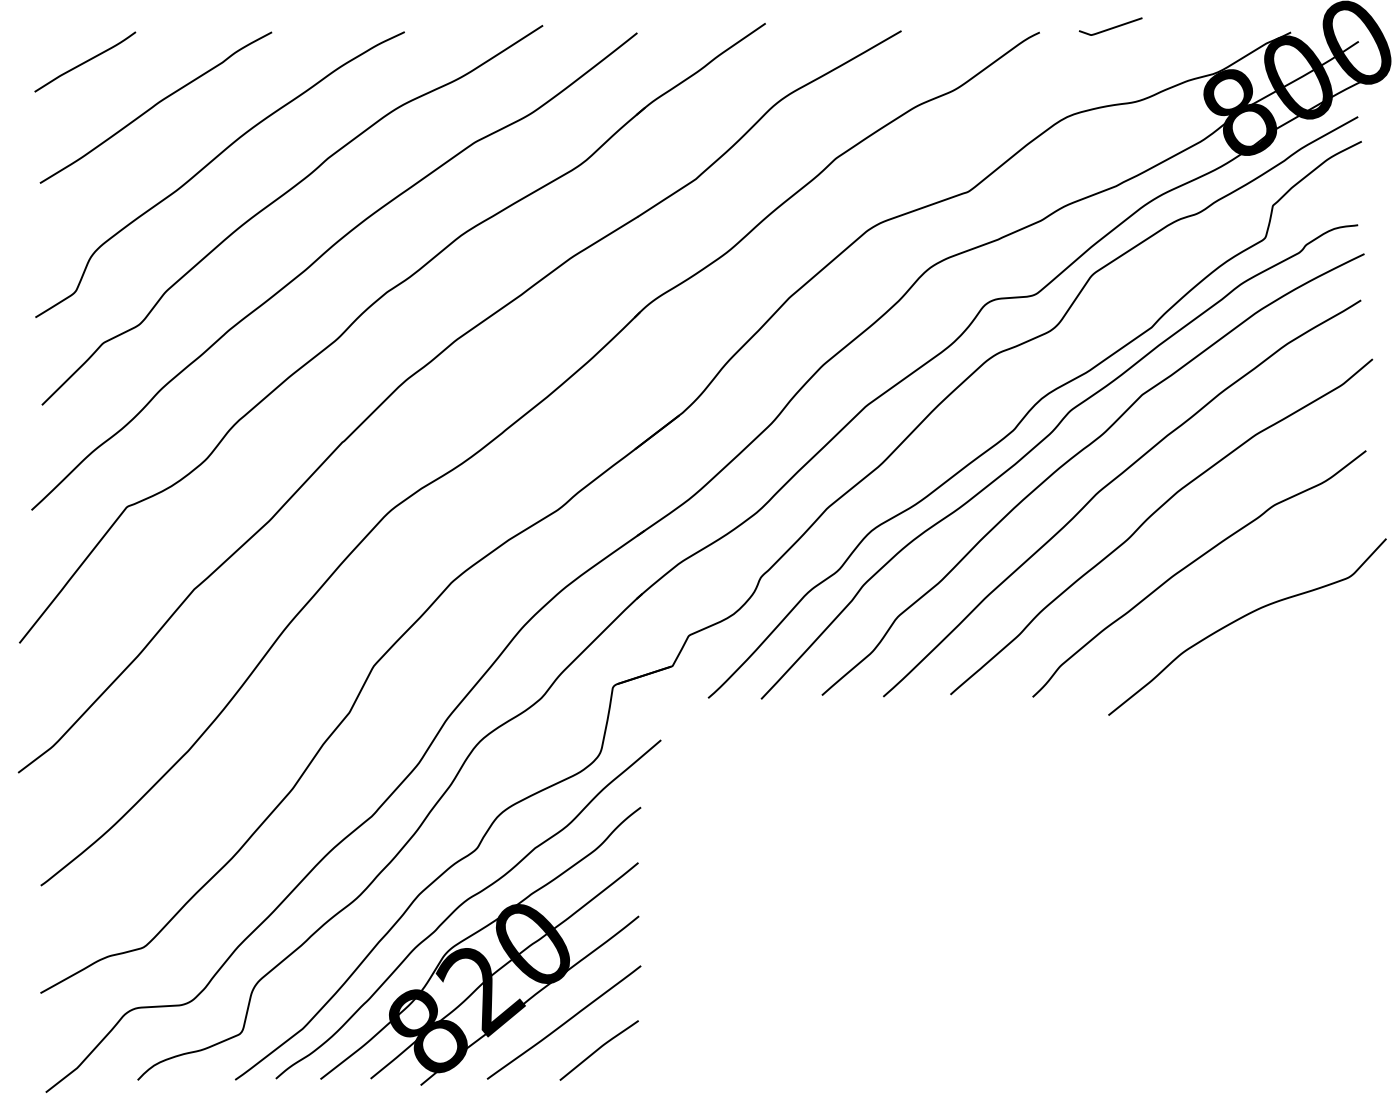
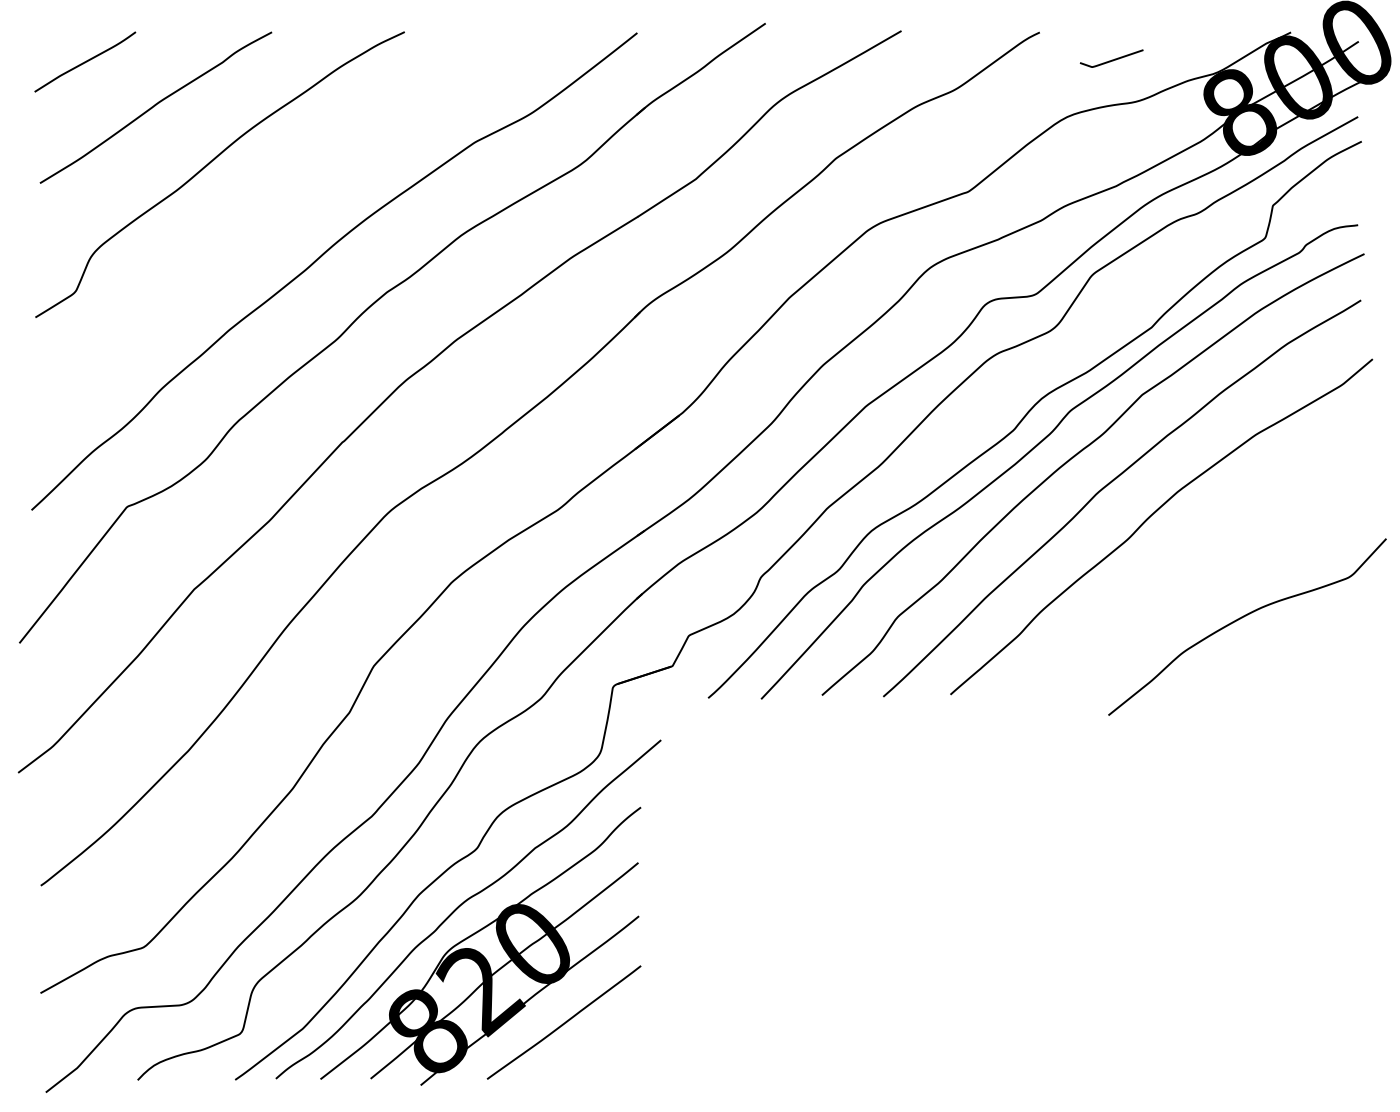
curve position: (1110, 27) -> (1111, 59) (1111, 59)
curve: present -> none (280, 198)
curve: present -> none (1191, 564)
curve: present -> none (598, 1050)
